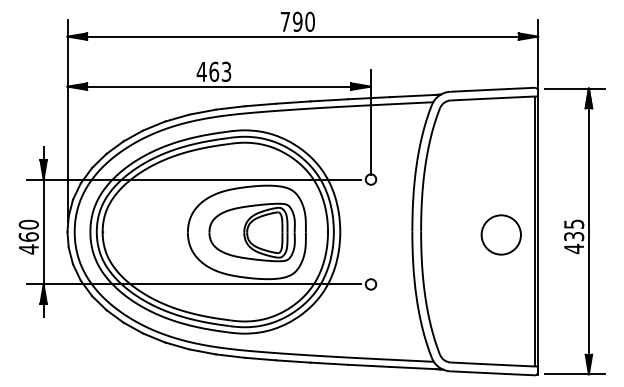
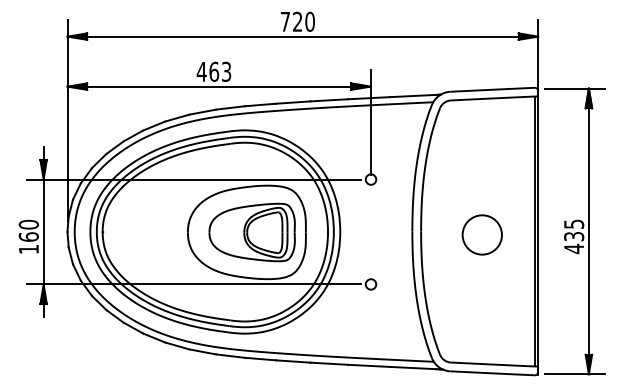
text: 790 -> 720 (297, 21)
circle position: (500, 234) -> (481, 234) (481, 234)
text: 460 -> 160 (28, 249)
